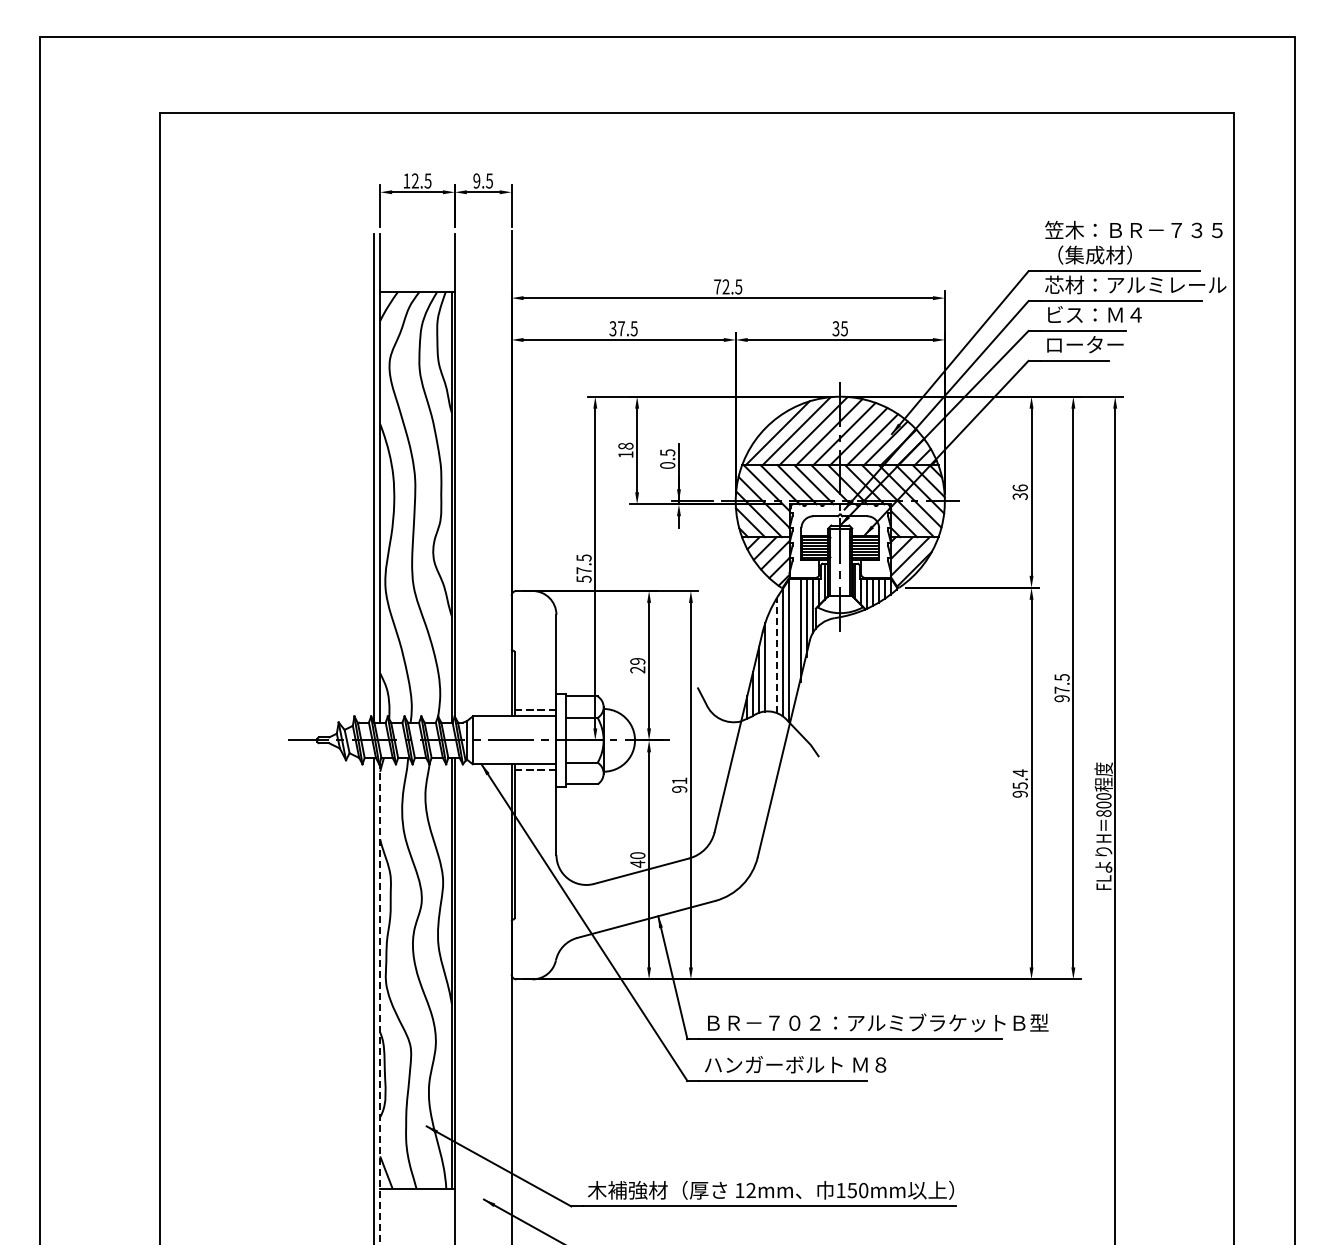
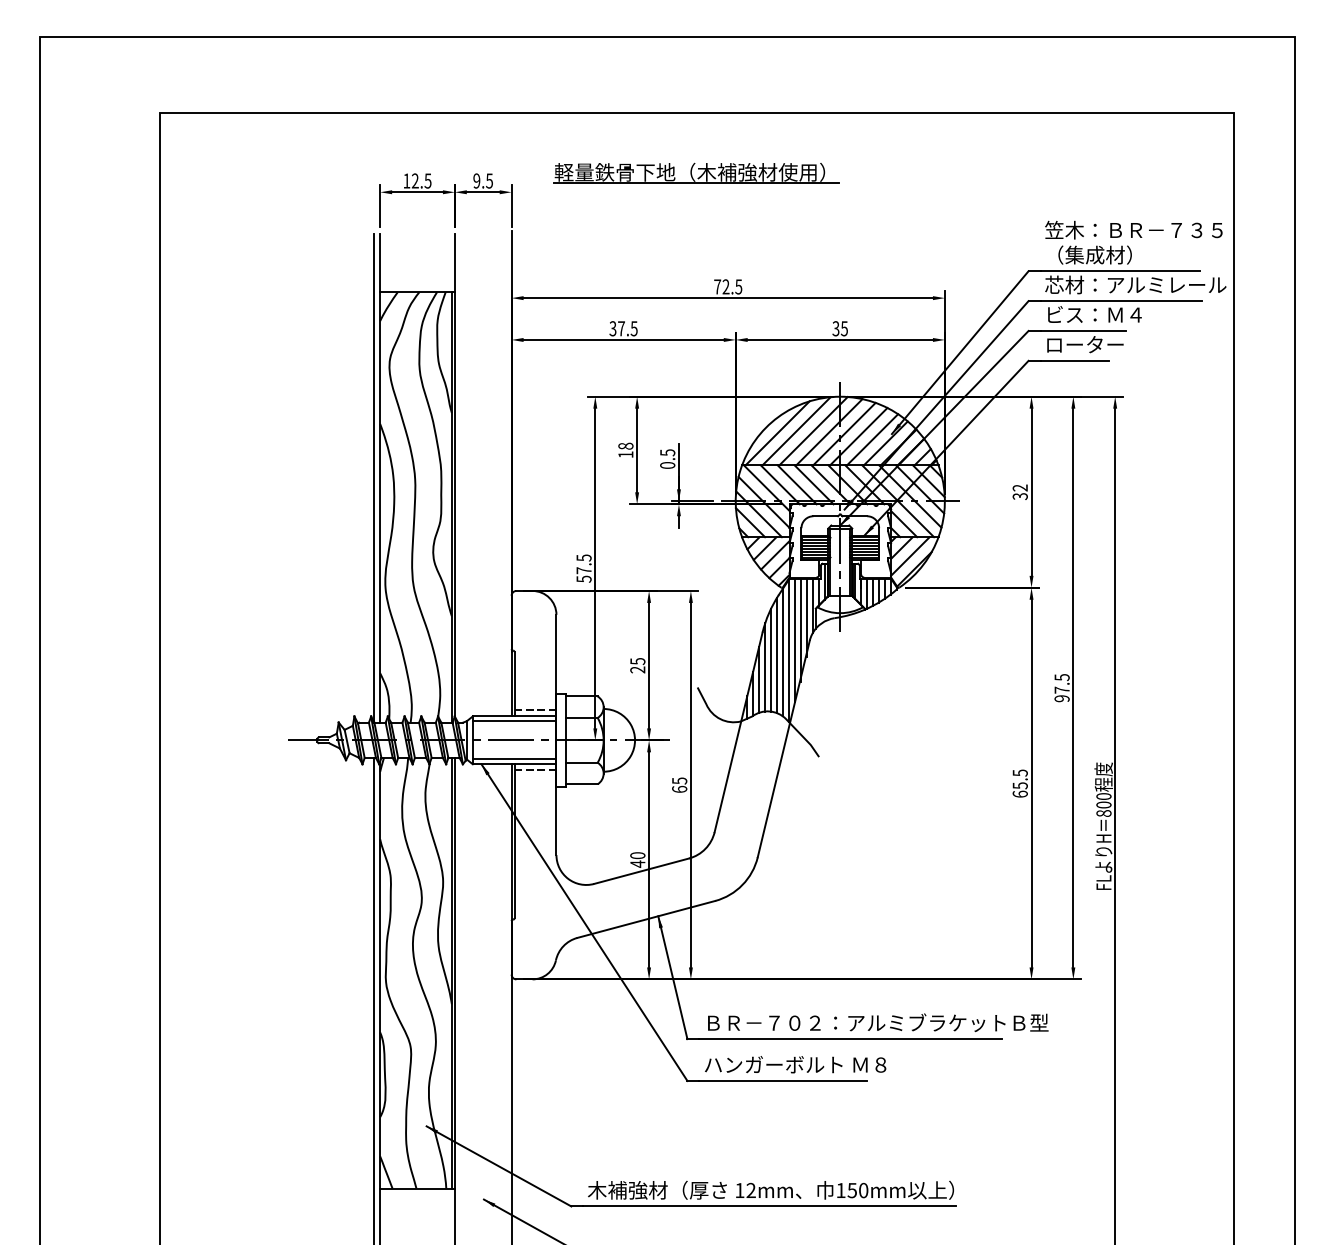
part: none -> present (696, 172)
text: 36 -> 32 (1019, 487)
line: none -> present (794, 640)
line: dashed -> solid (777, 655)
line: none -> present (771, 659)
text: 29 -> 25 (637, 661)
line: none -> present (514, 721)
line: none -> present (514, 759)
text: 95.4 -> 65.5 (1019, 783)
text: 91 -> 65 (679, 784)
line: dashed -> solid (380, 1002)
